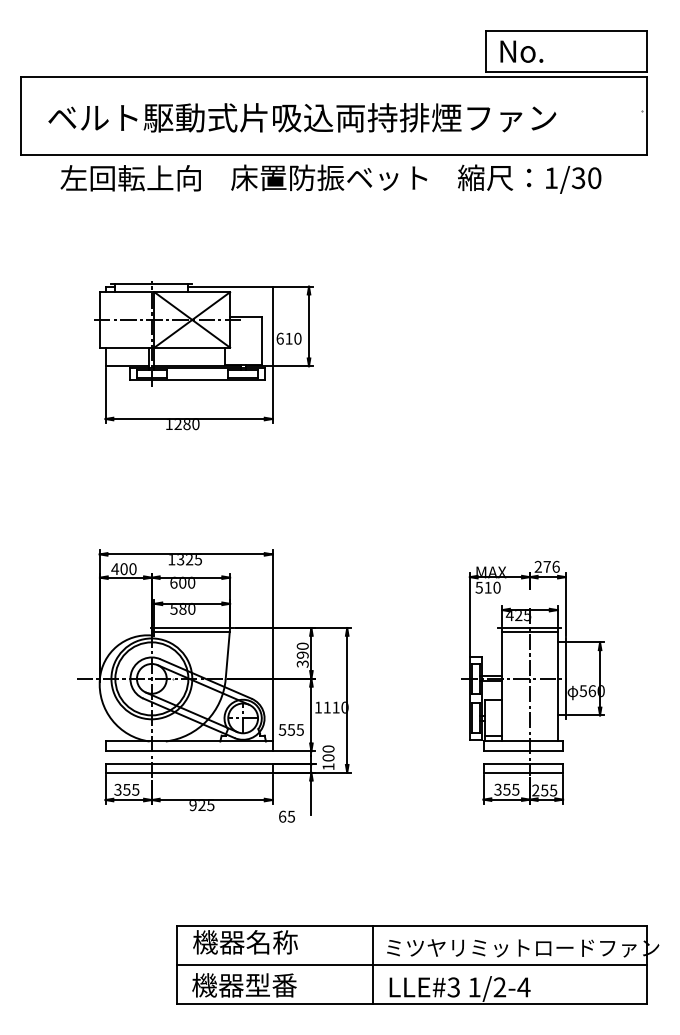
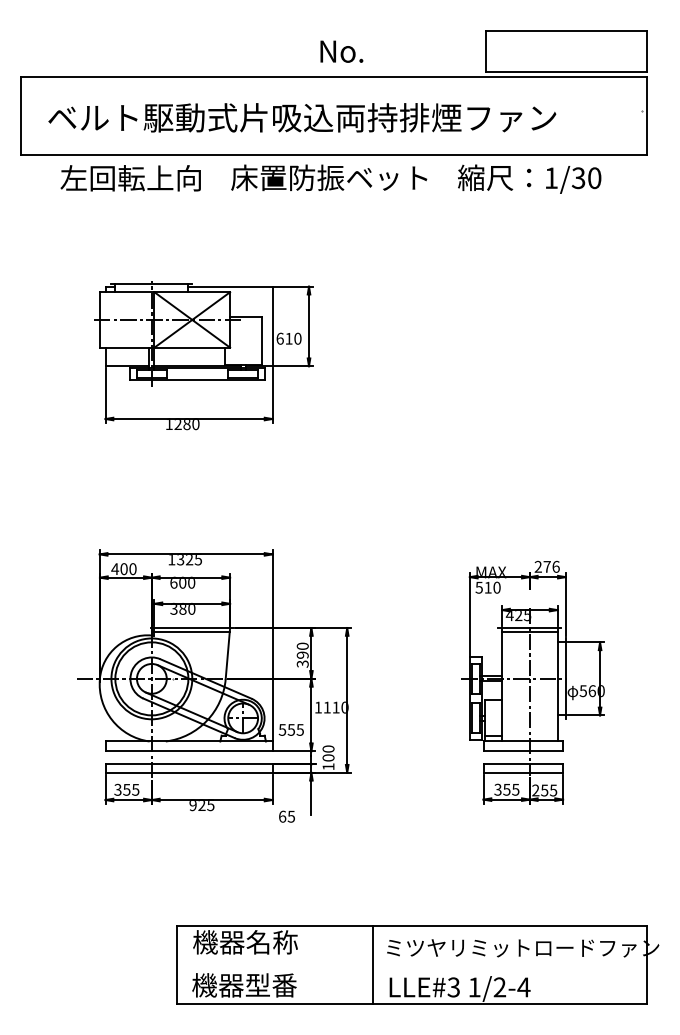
text position: (521, 51) -> (341, 51) (341, 51)
text: 580 -> 380 (174, 607)
line: present -> none (411, 964)
